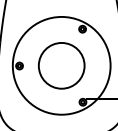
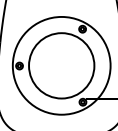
circle diameter: 46 px -> 65 px (61, 65)
